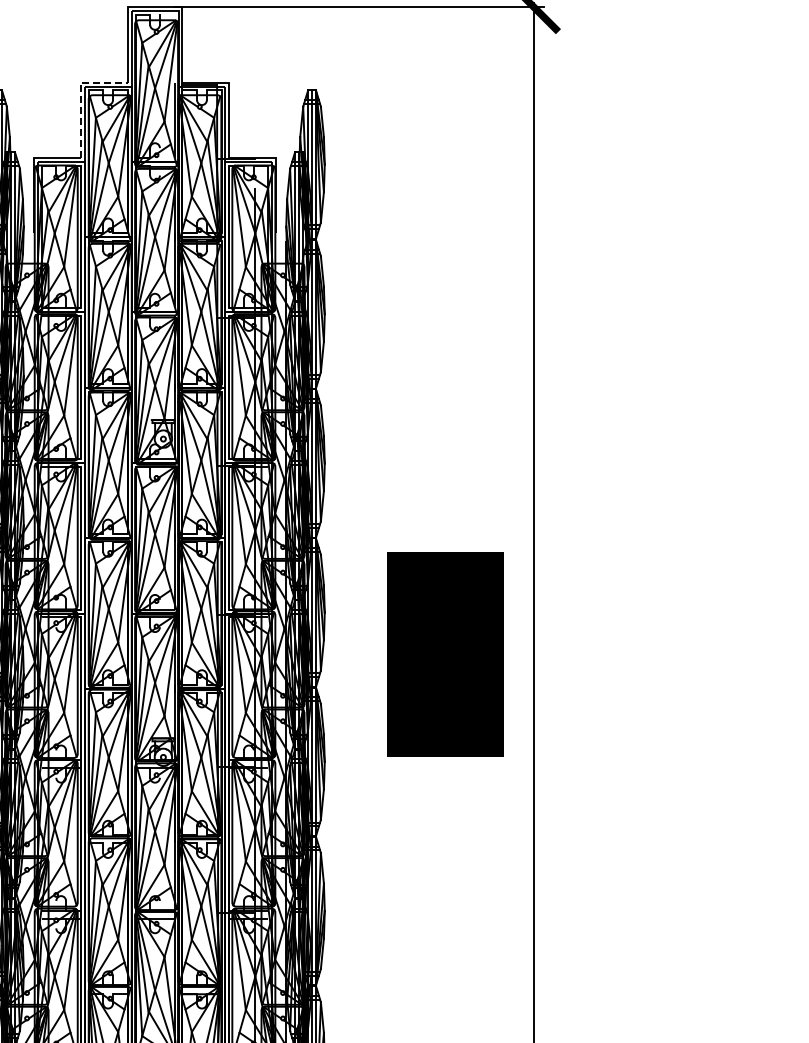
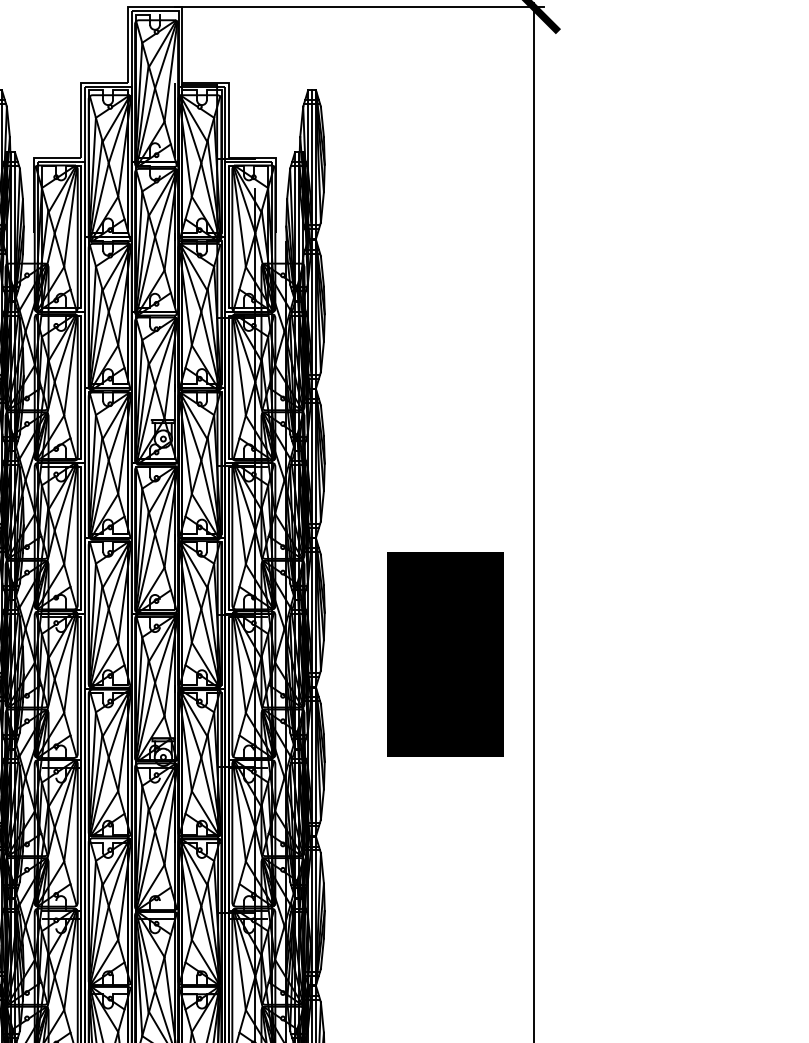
line: dashed -> solid (80, 96)
